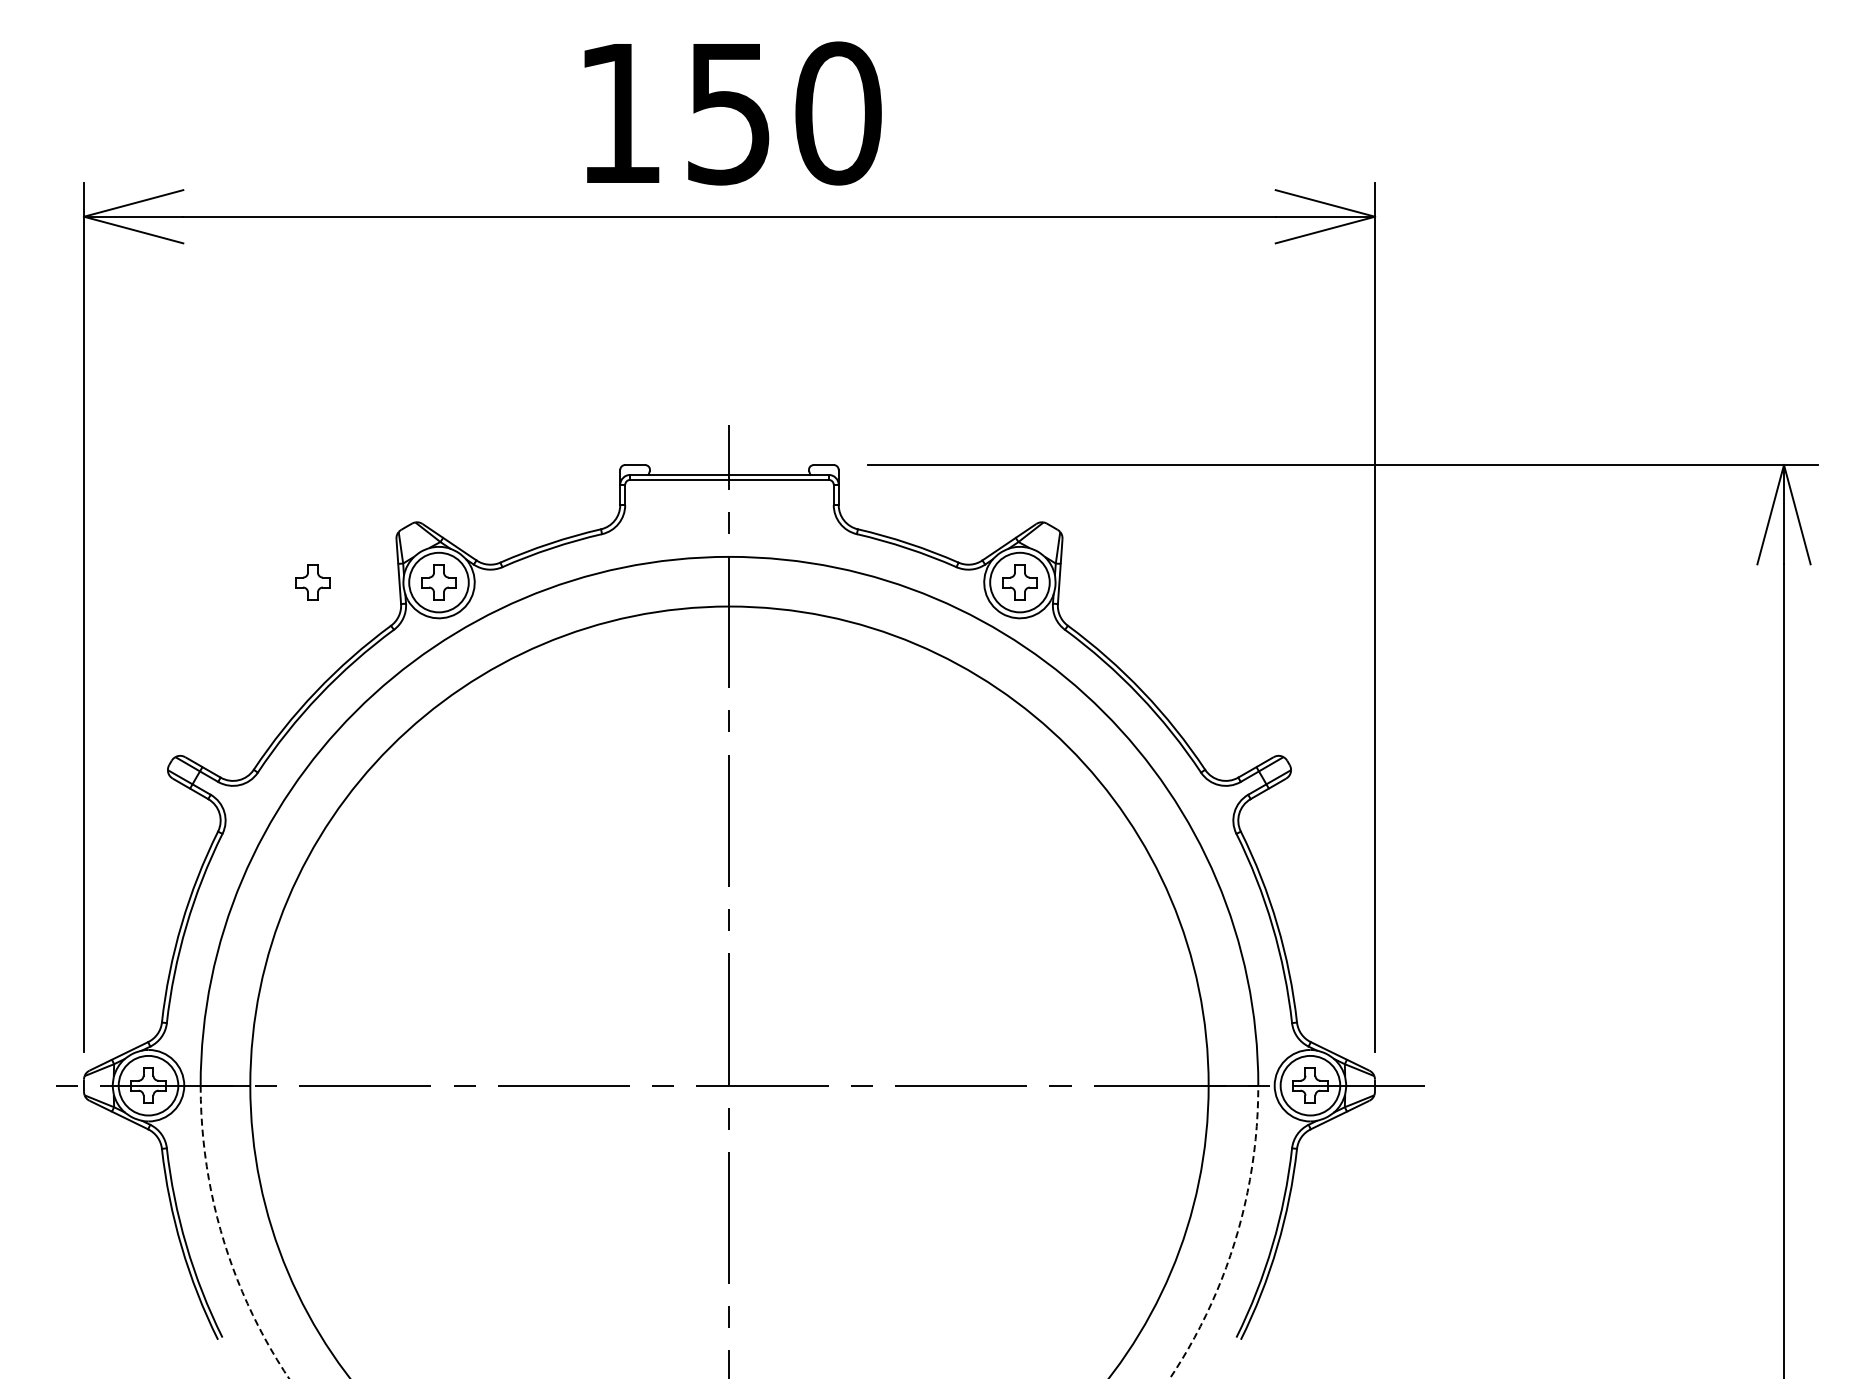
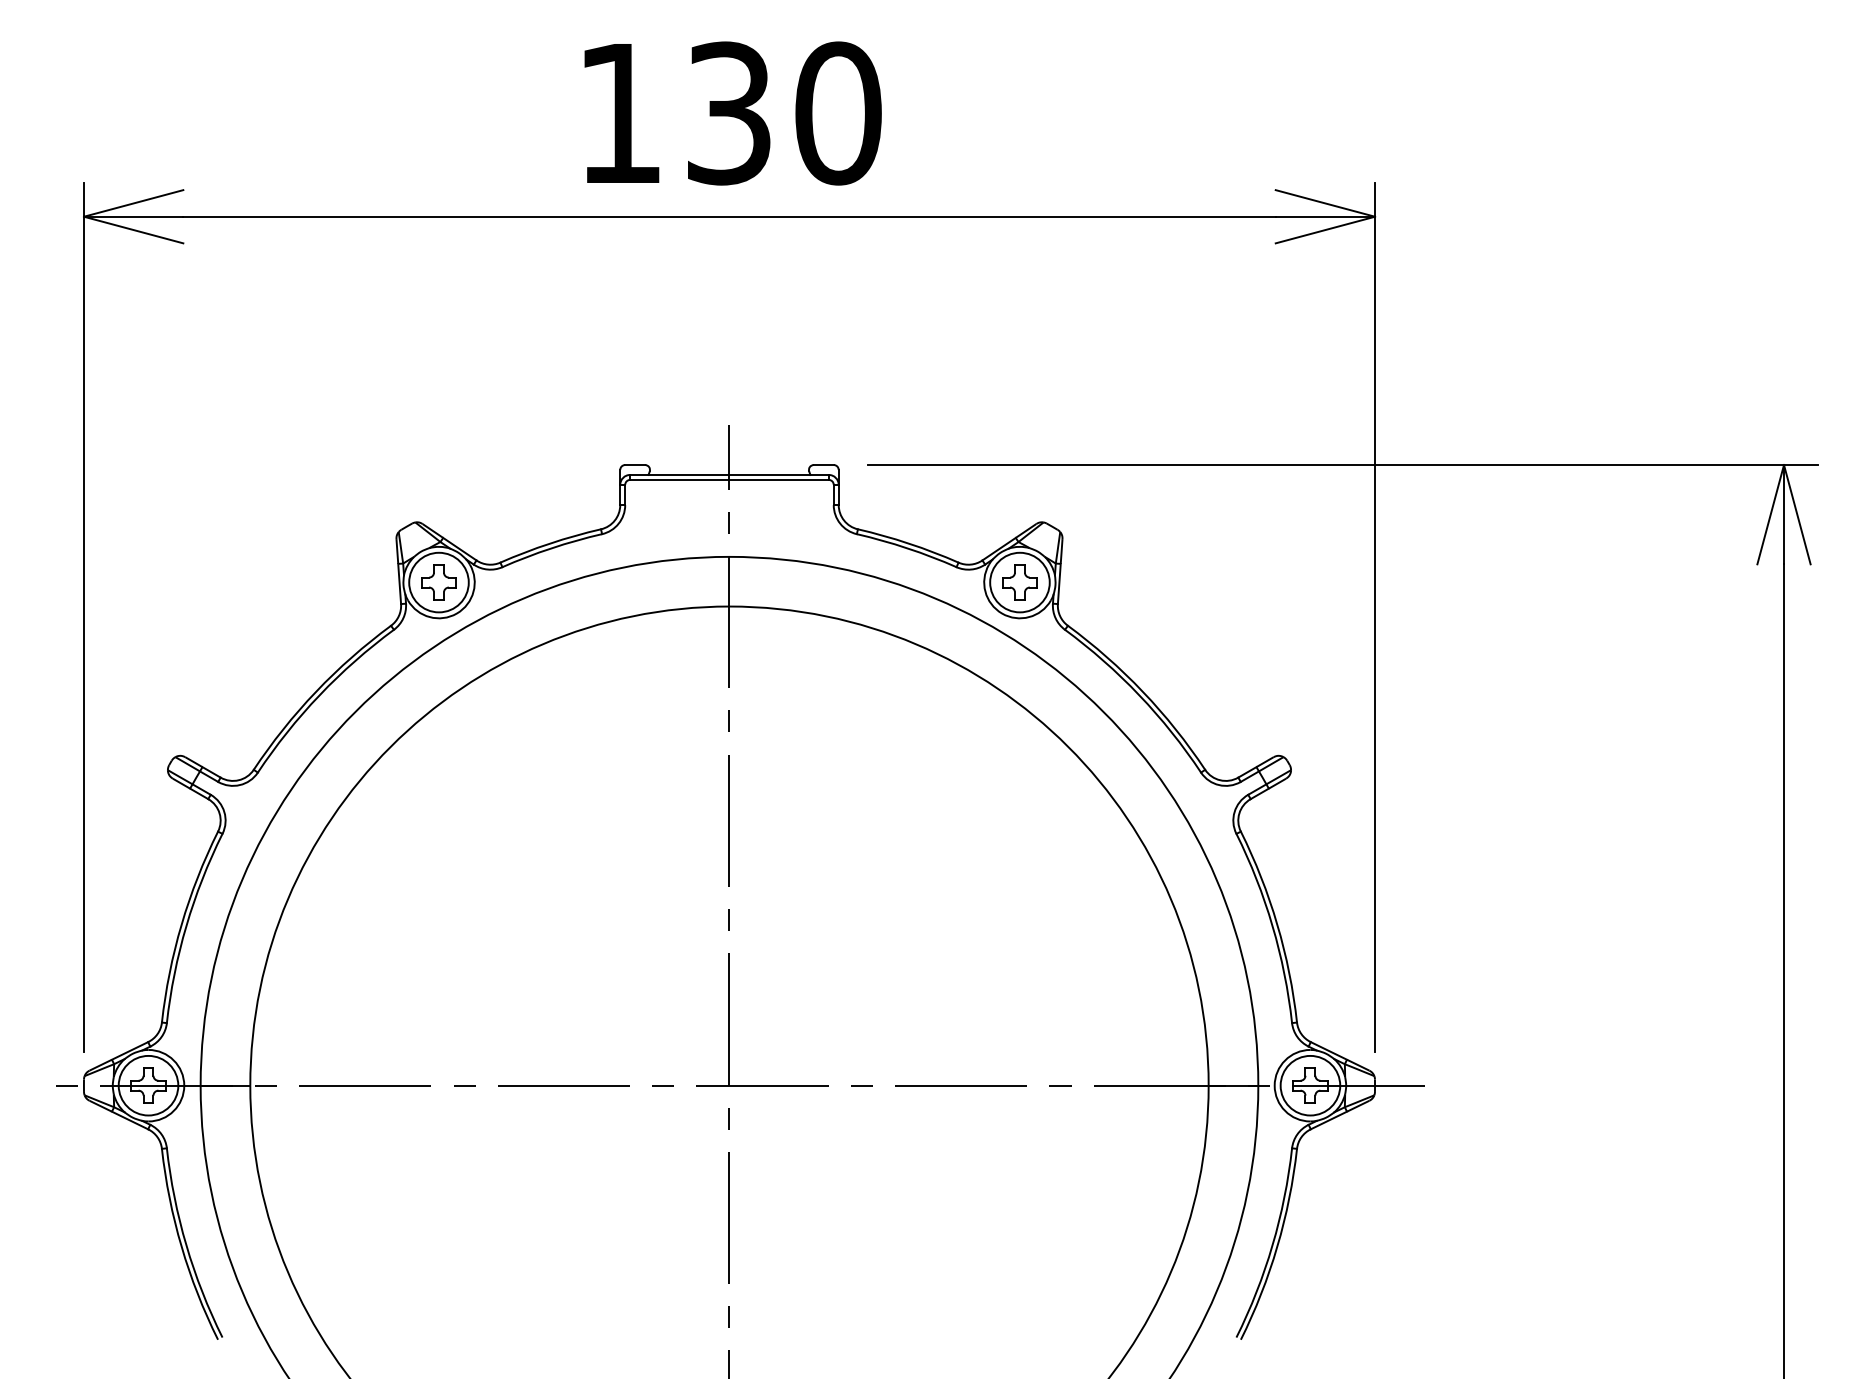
text: 150 -> 130 (729, 113)
part: present -> none (312, 582)
arc: dashed -> solid (1169, 1378)
